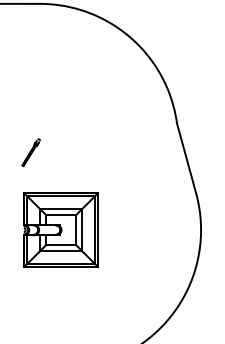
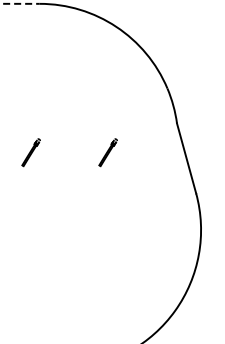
line: solid -> dashed (20, 3)
part: none -> present (107, 152)
part: present -> none (61, 230)
